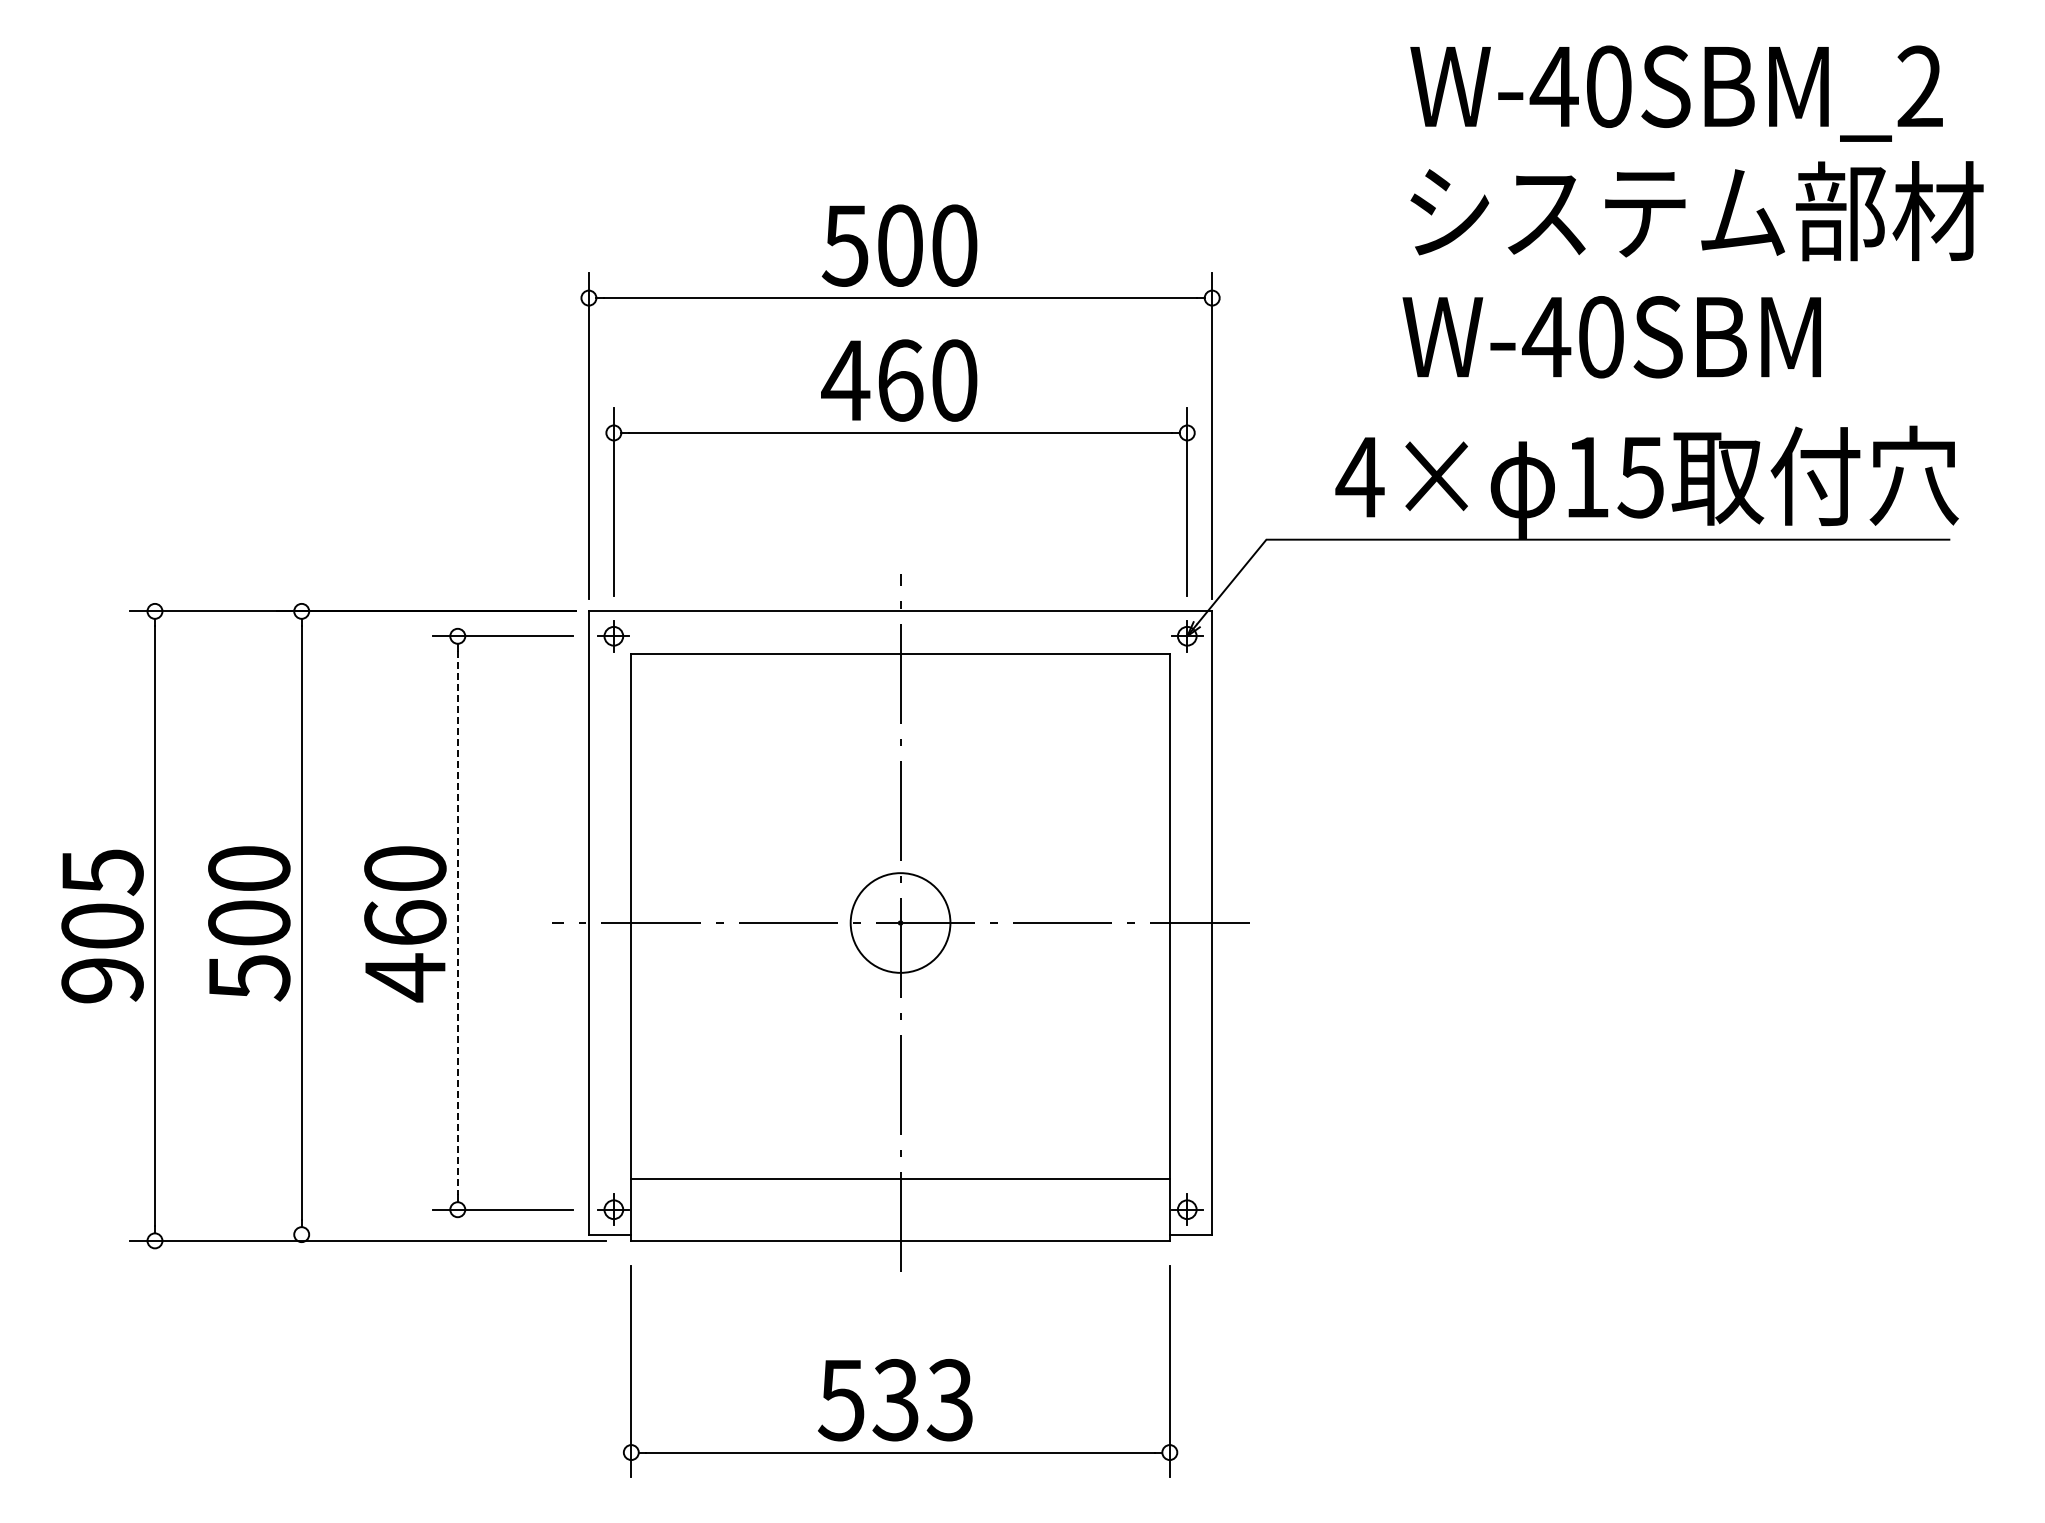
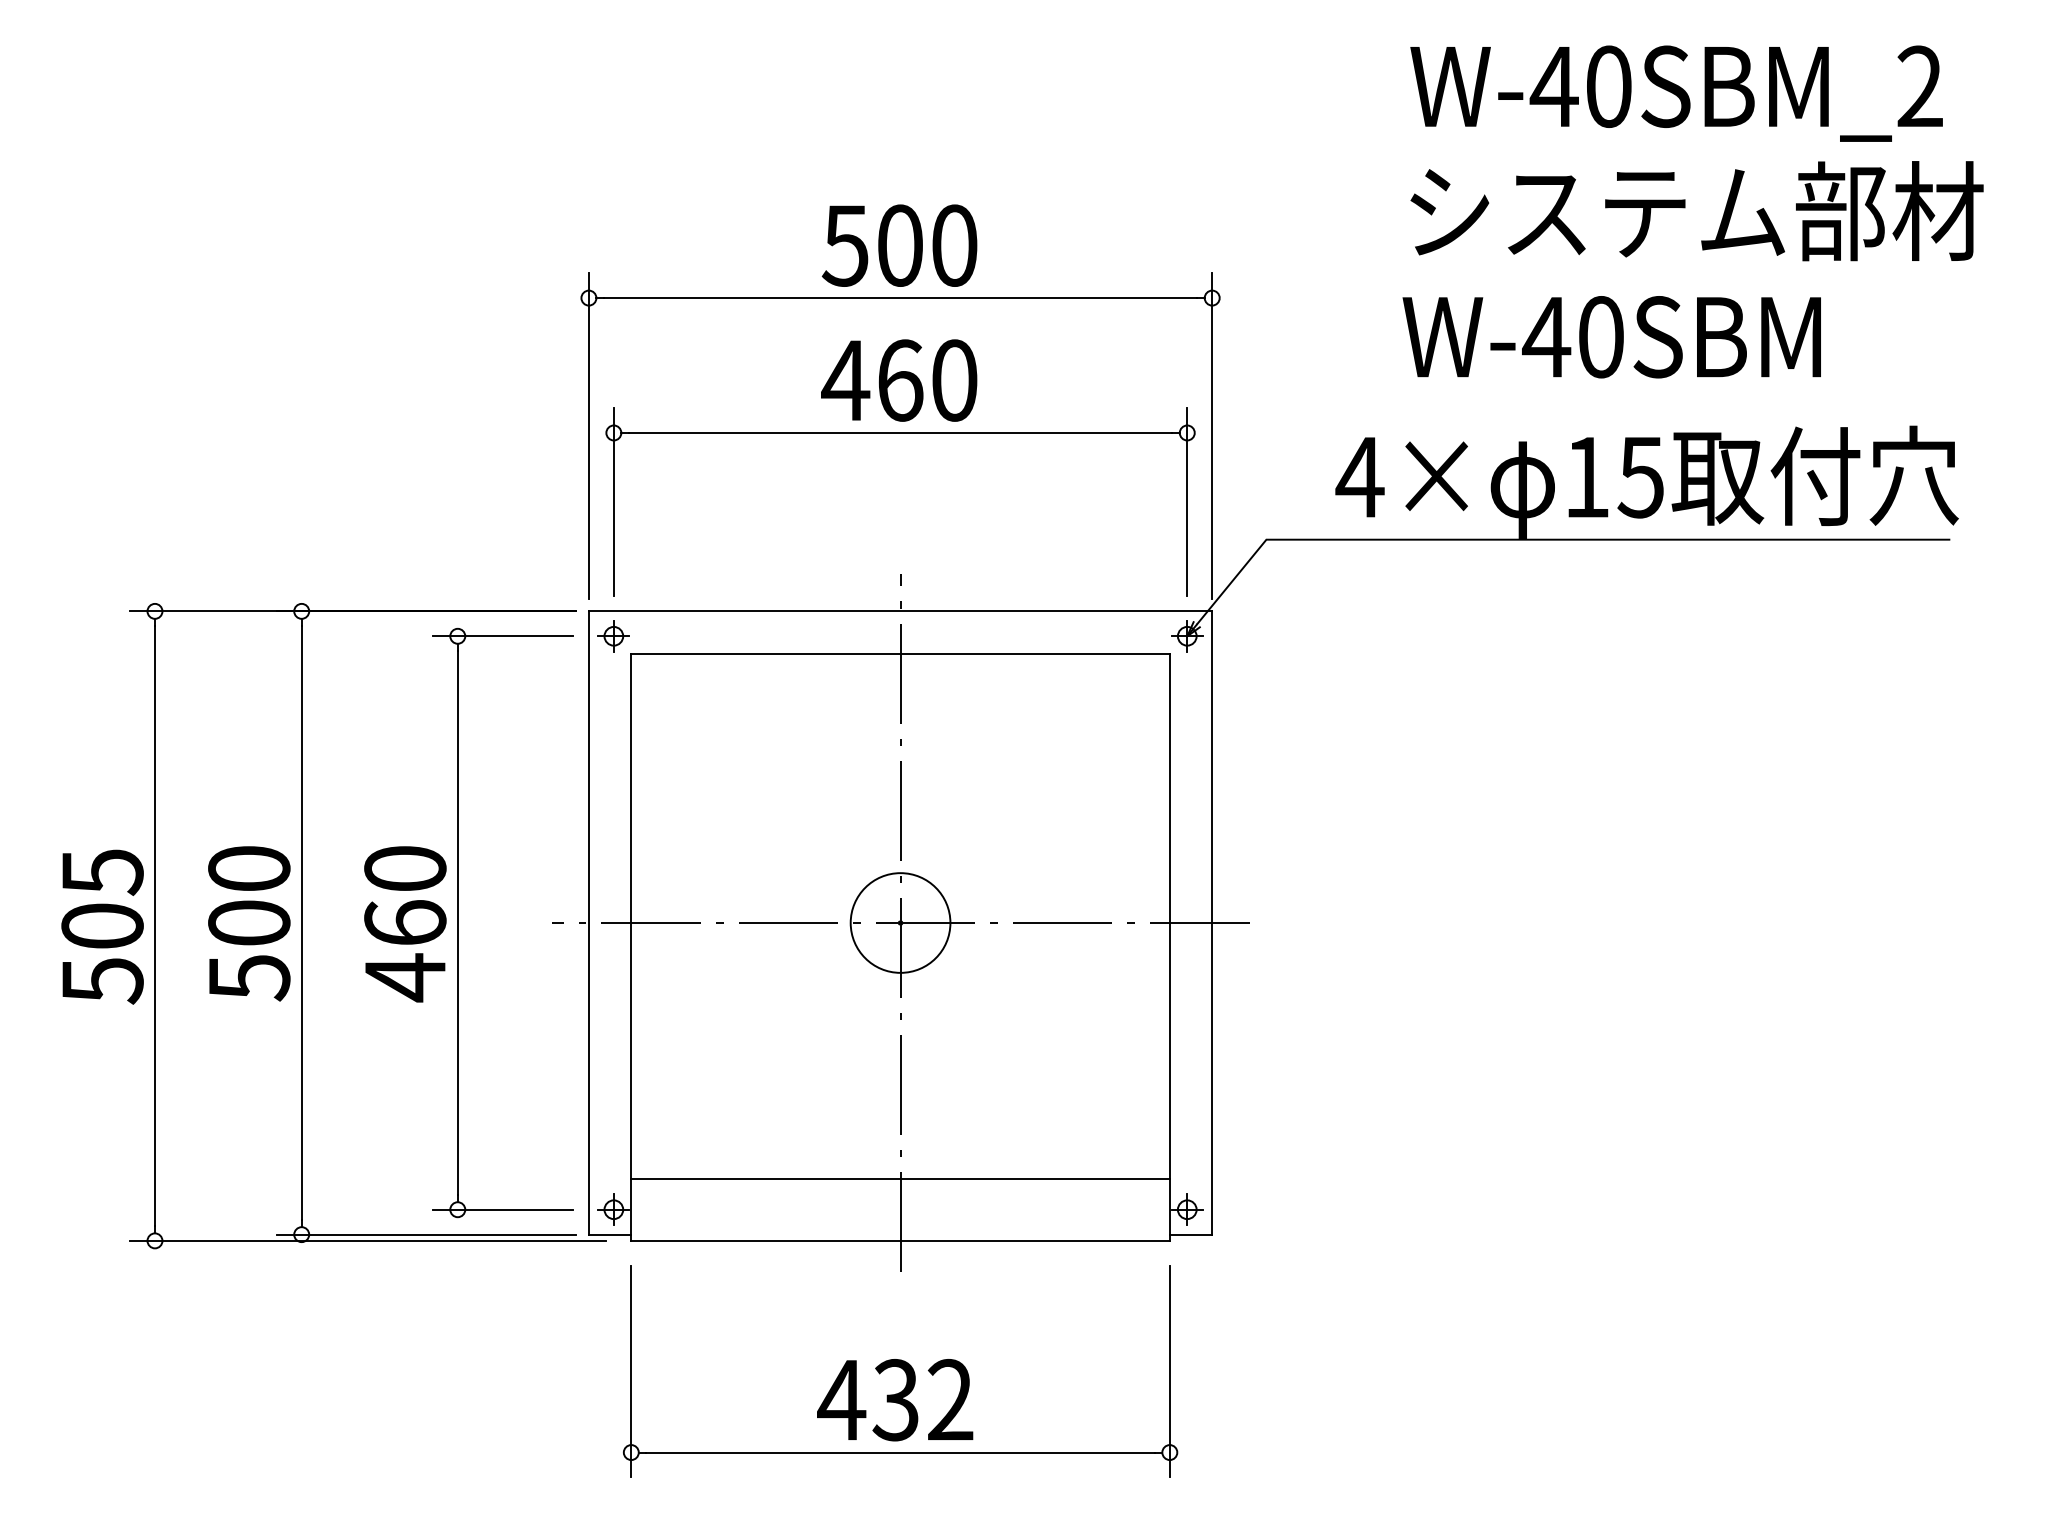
line: dashed -> solid (457, 923)
text: 905 -> 505 (102, 981)
line: none -> present (426, 1234)
text: 533 -> 432 (895, 1400)
